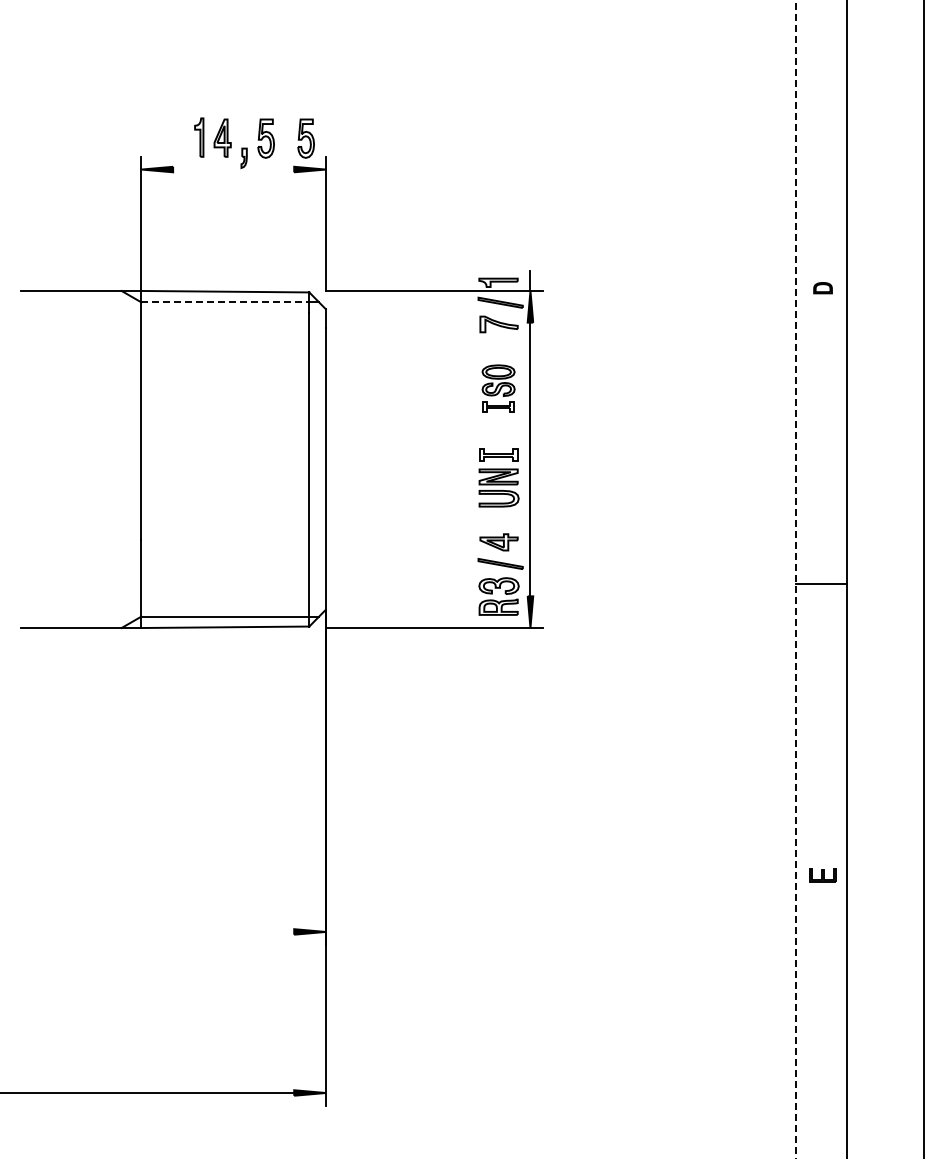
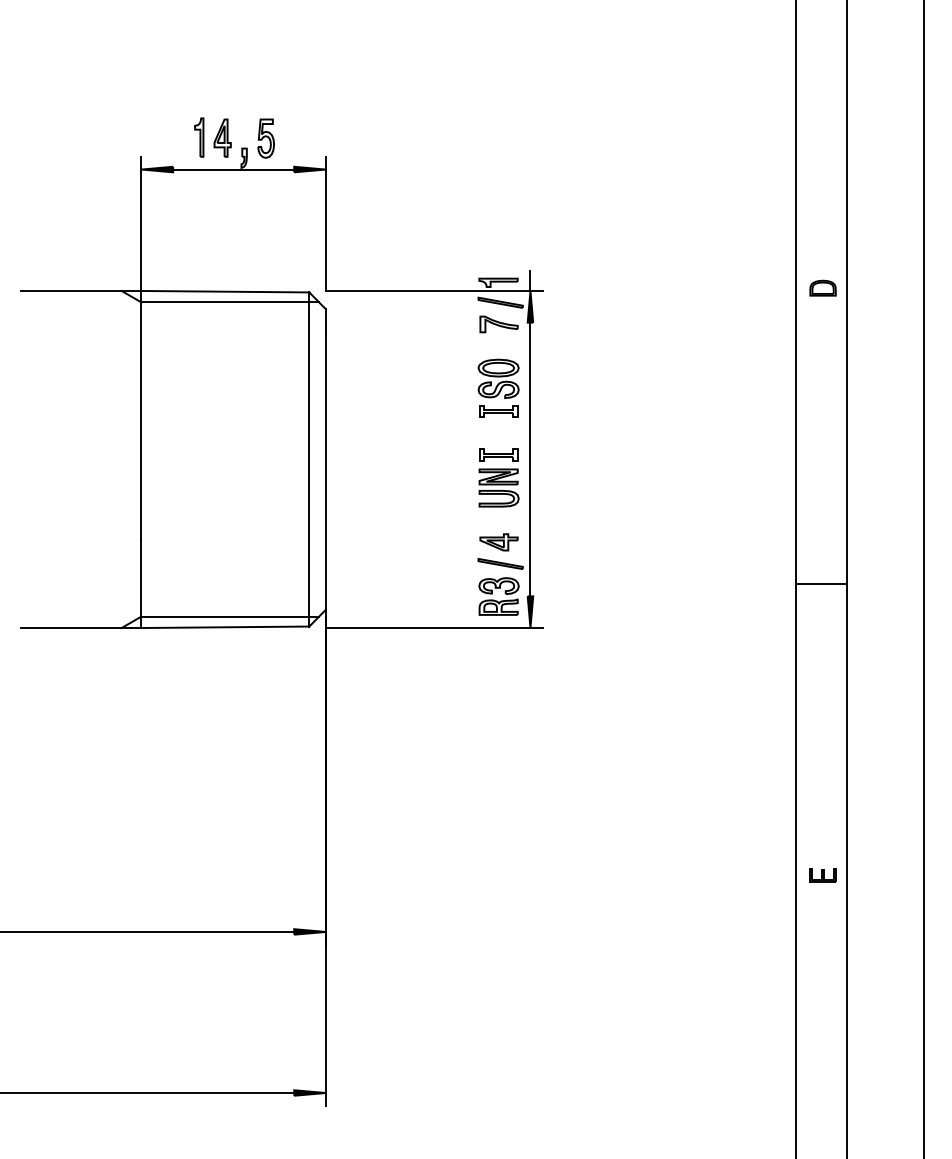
part: present -> none (305, 138)
line: none -> present (233, 169)
part size: 20x13 px -> 28x18 px (822, 287)
line: dashed -> solid (225, 302)
part size: 35x49 px -> 43x60 px (498, 387)
line: dashed -> solid (796, 579)
line: none -> present (148, 931)
